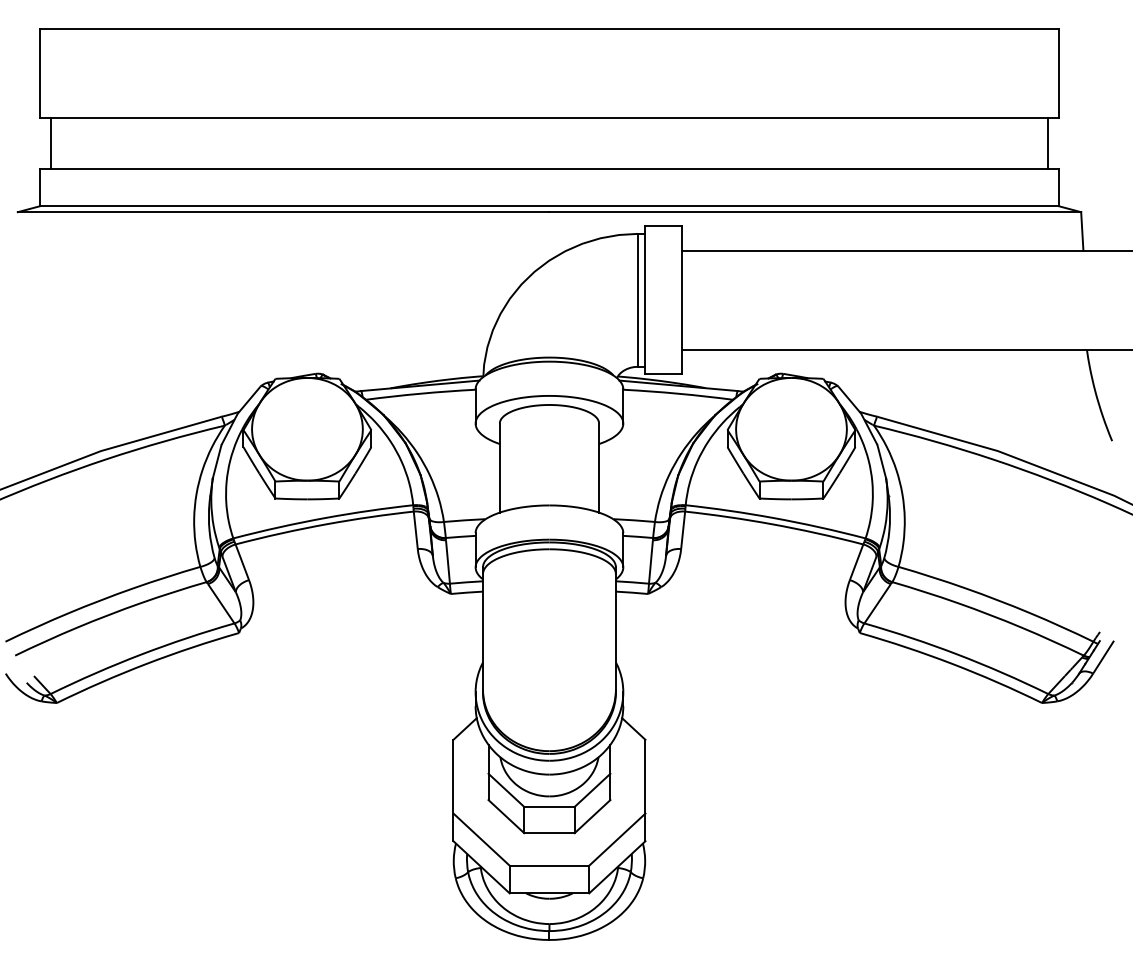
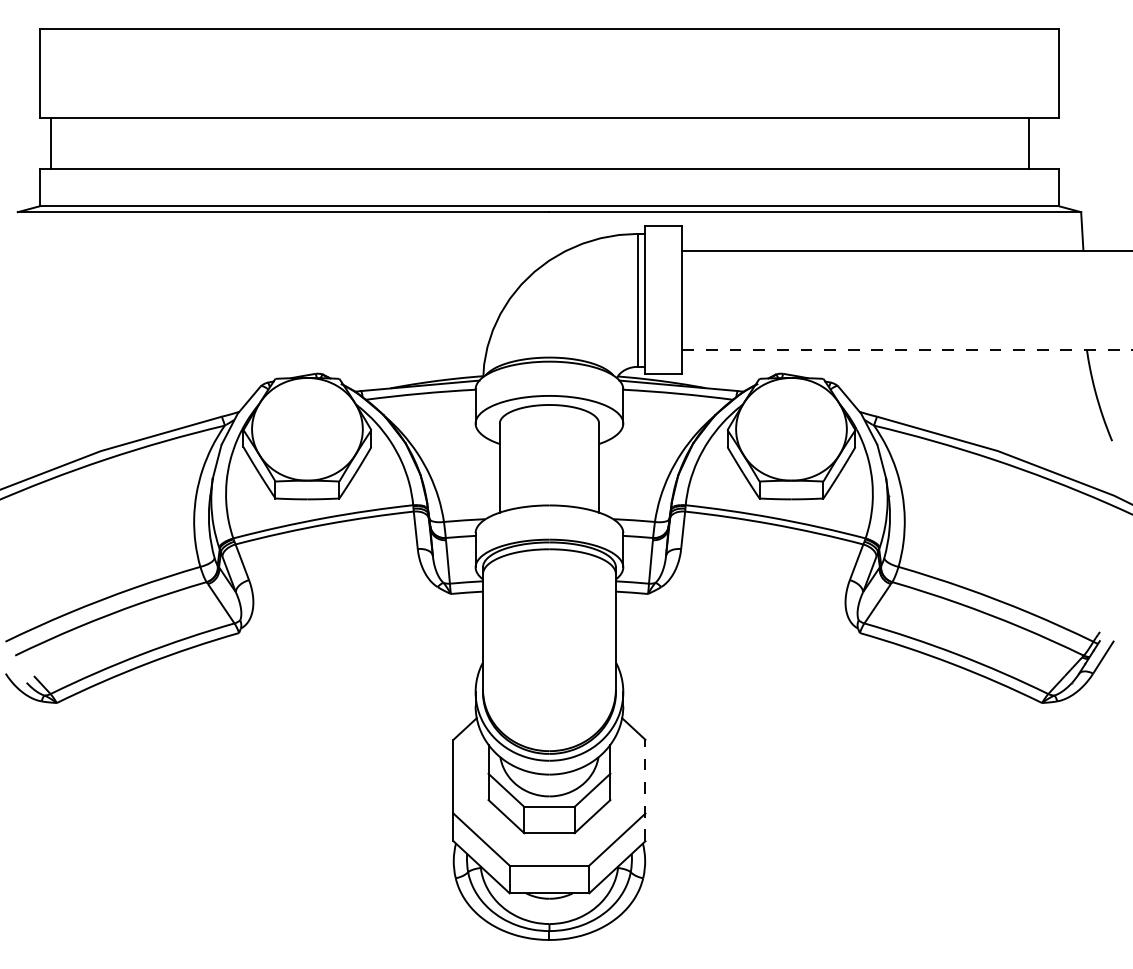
line position: (1048, 143) -> (1029, 143) (1029, 143)
line: solid -> dashed (907, 349)
line: solid -> dashed (645, 790)
